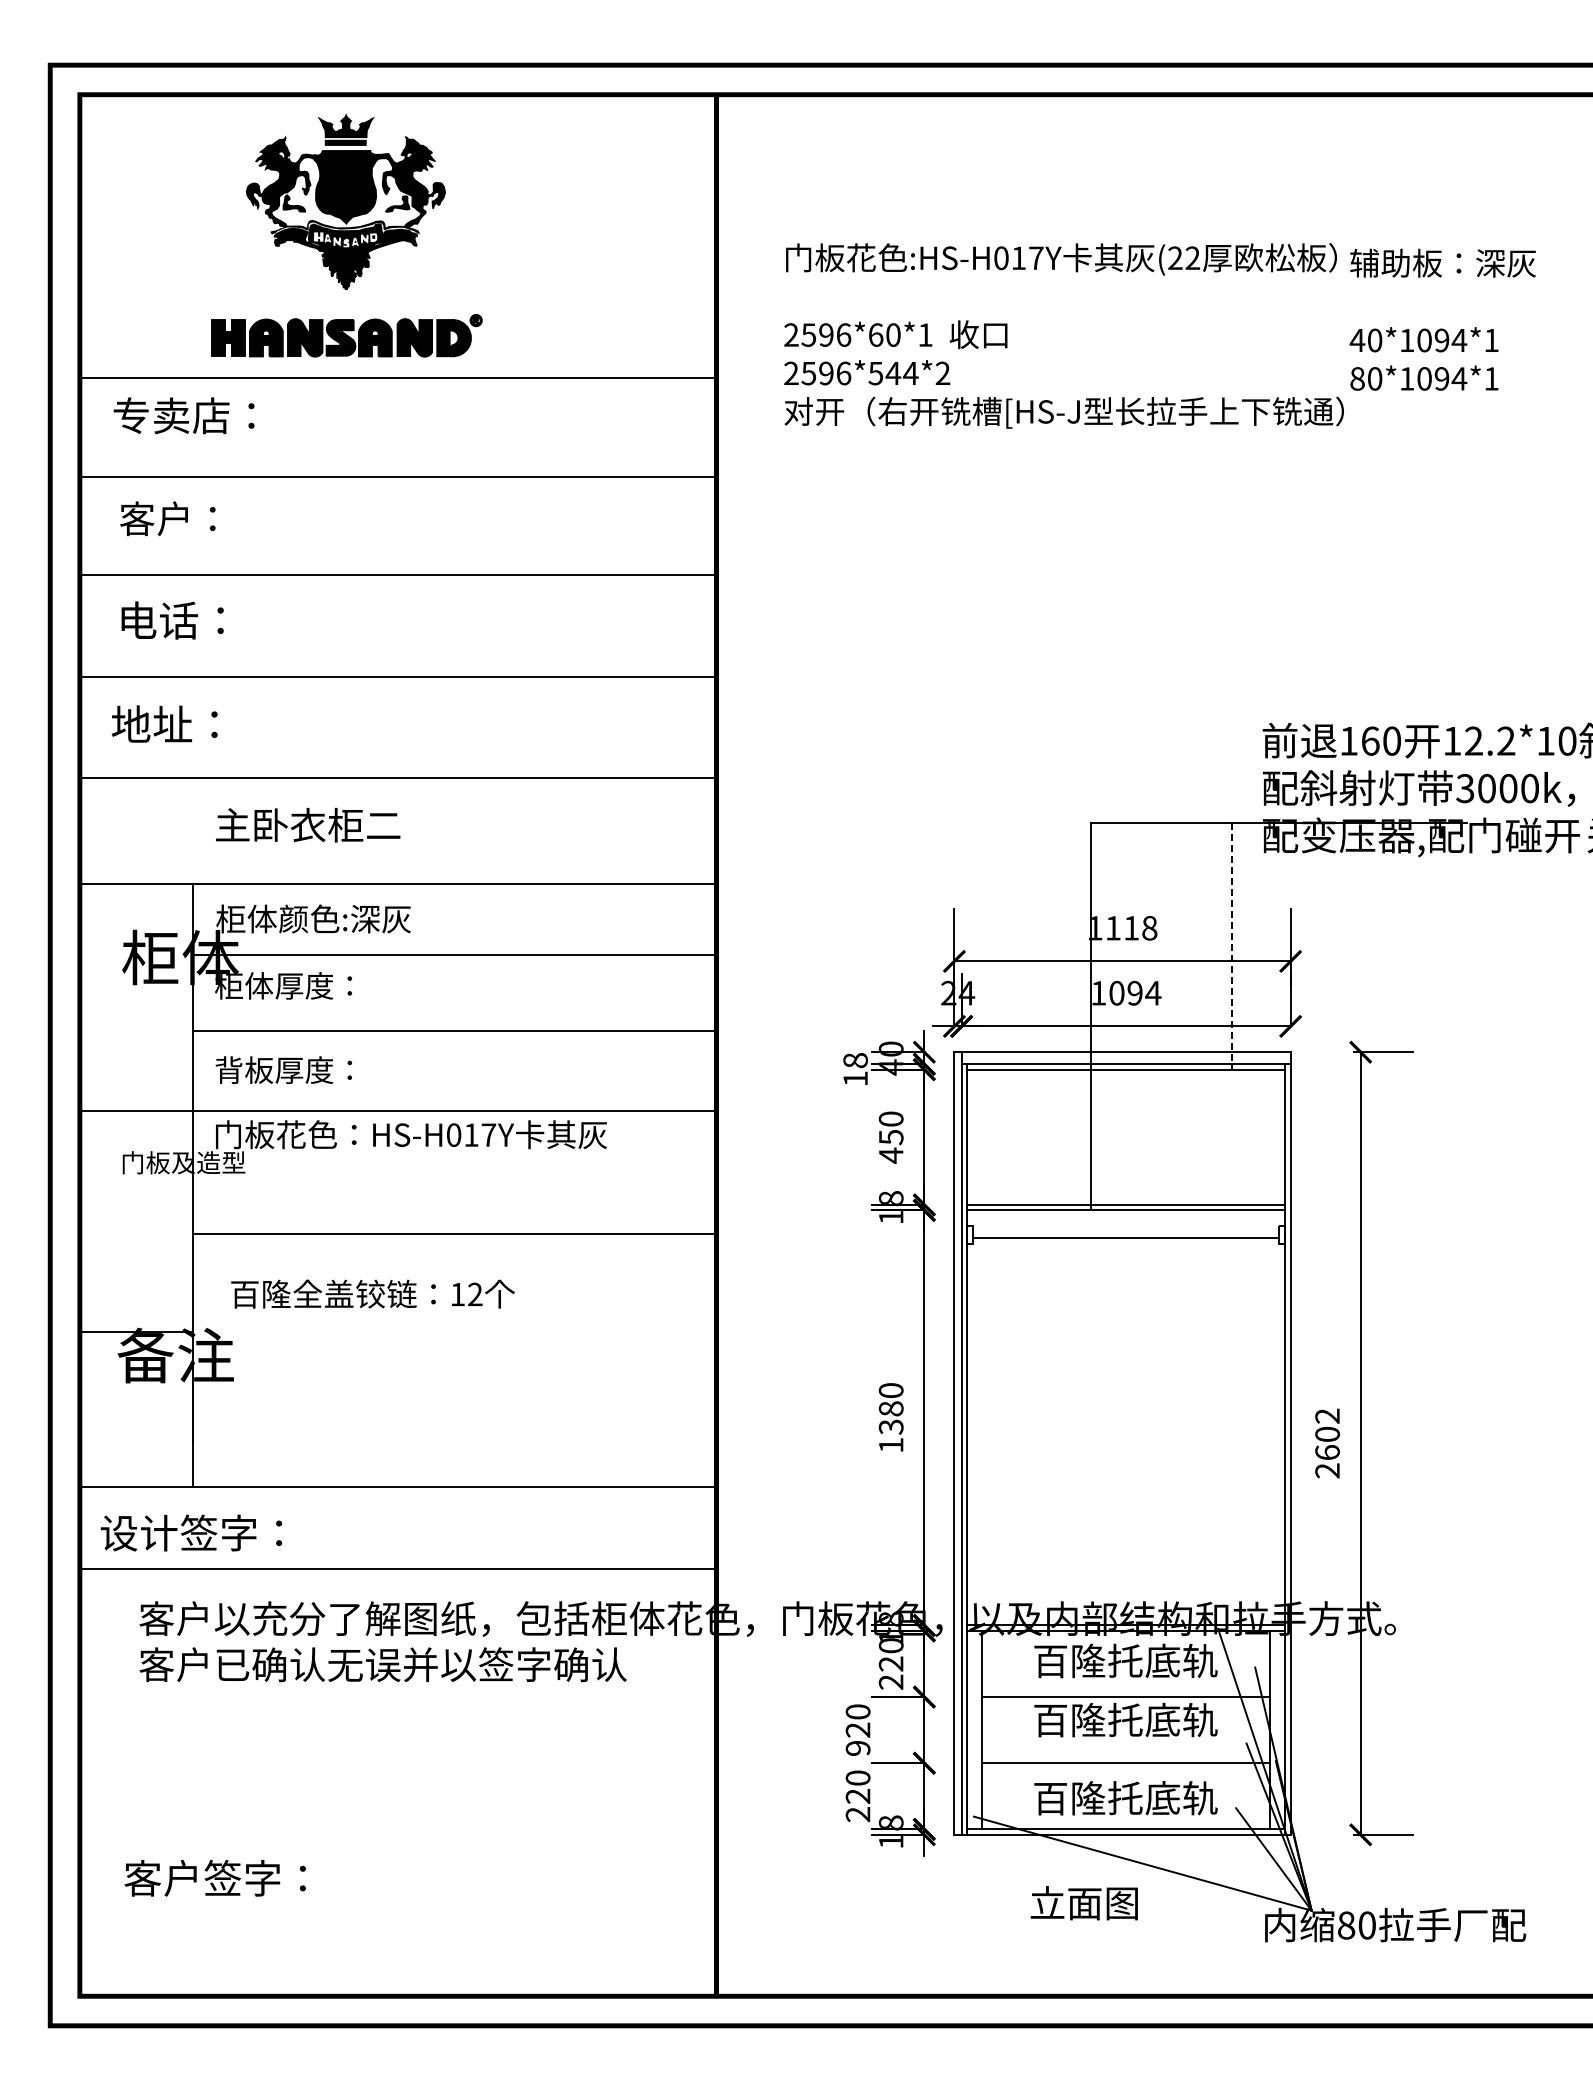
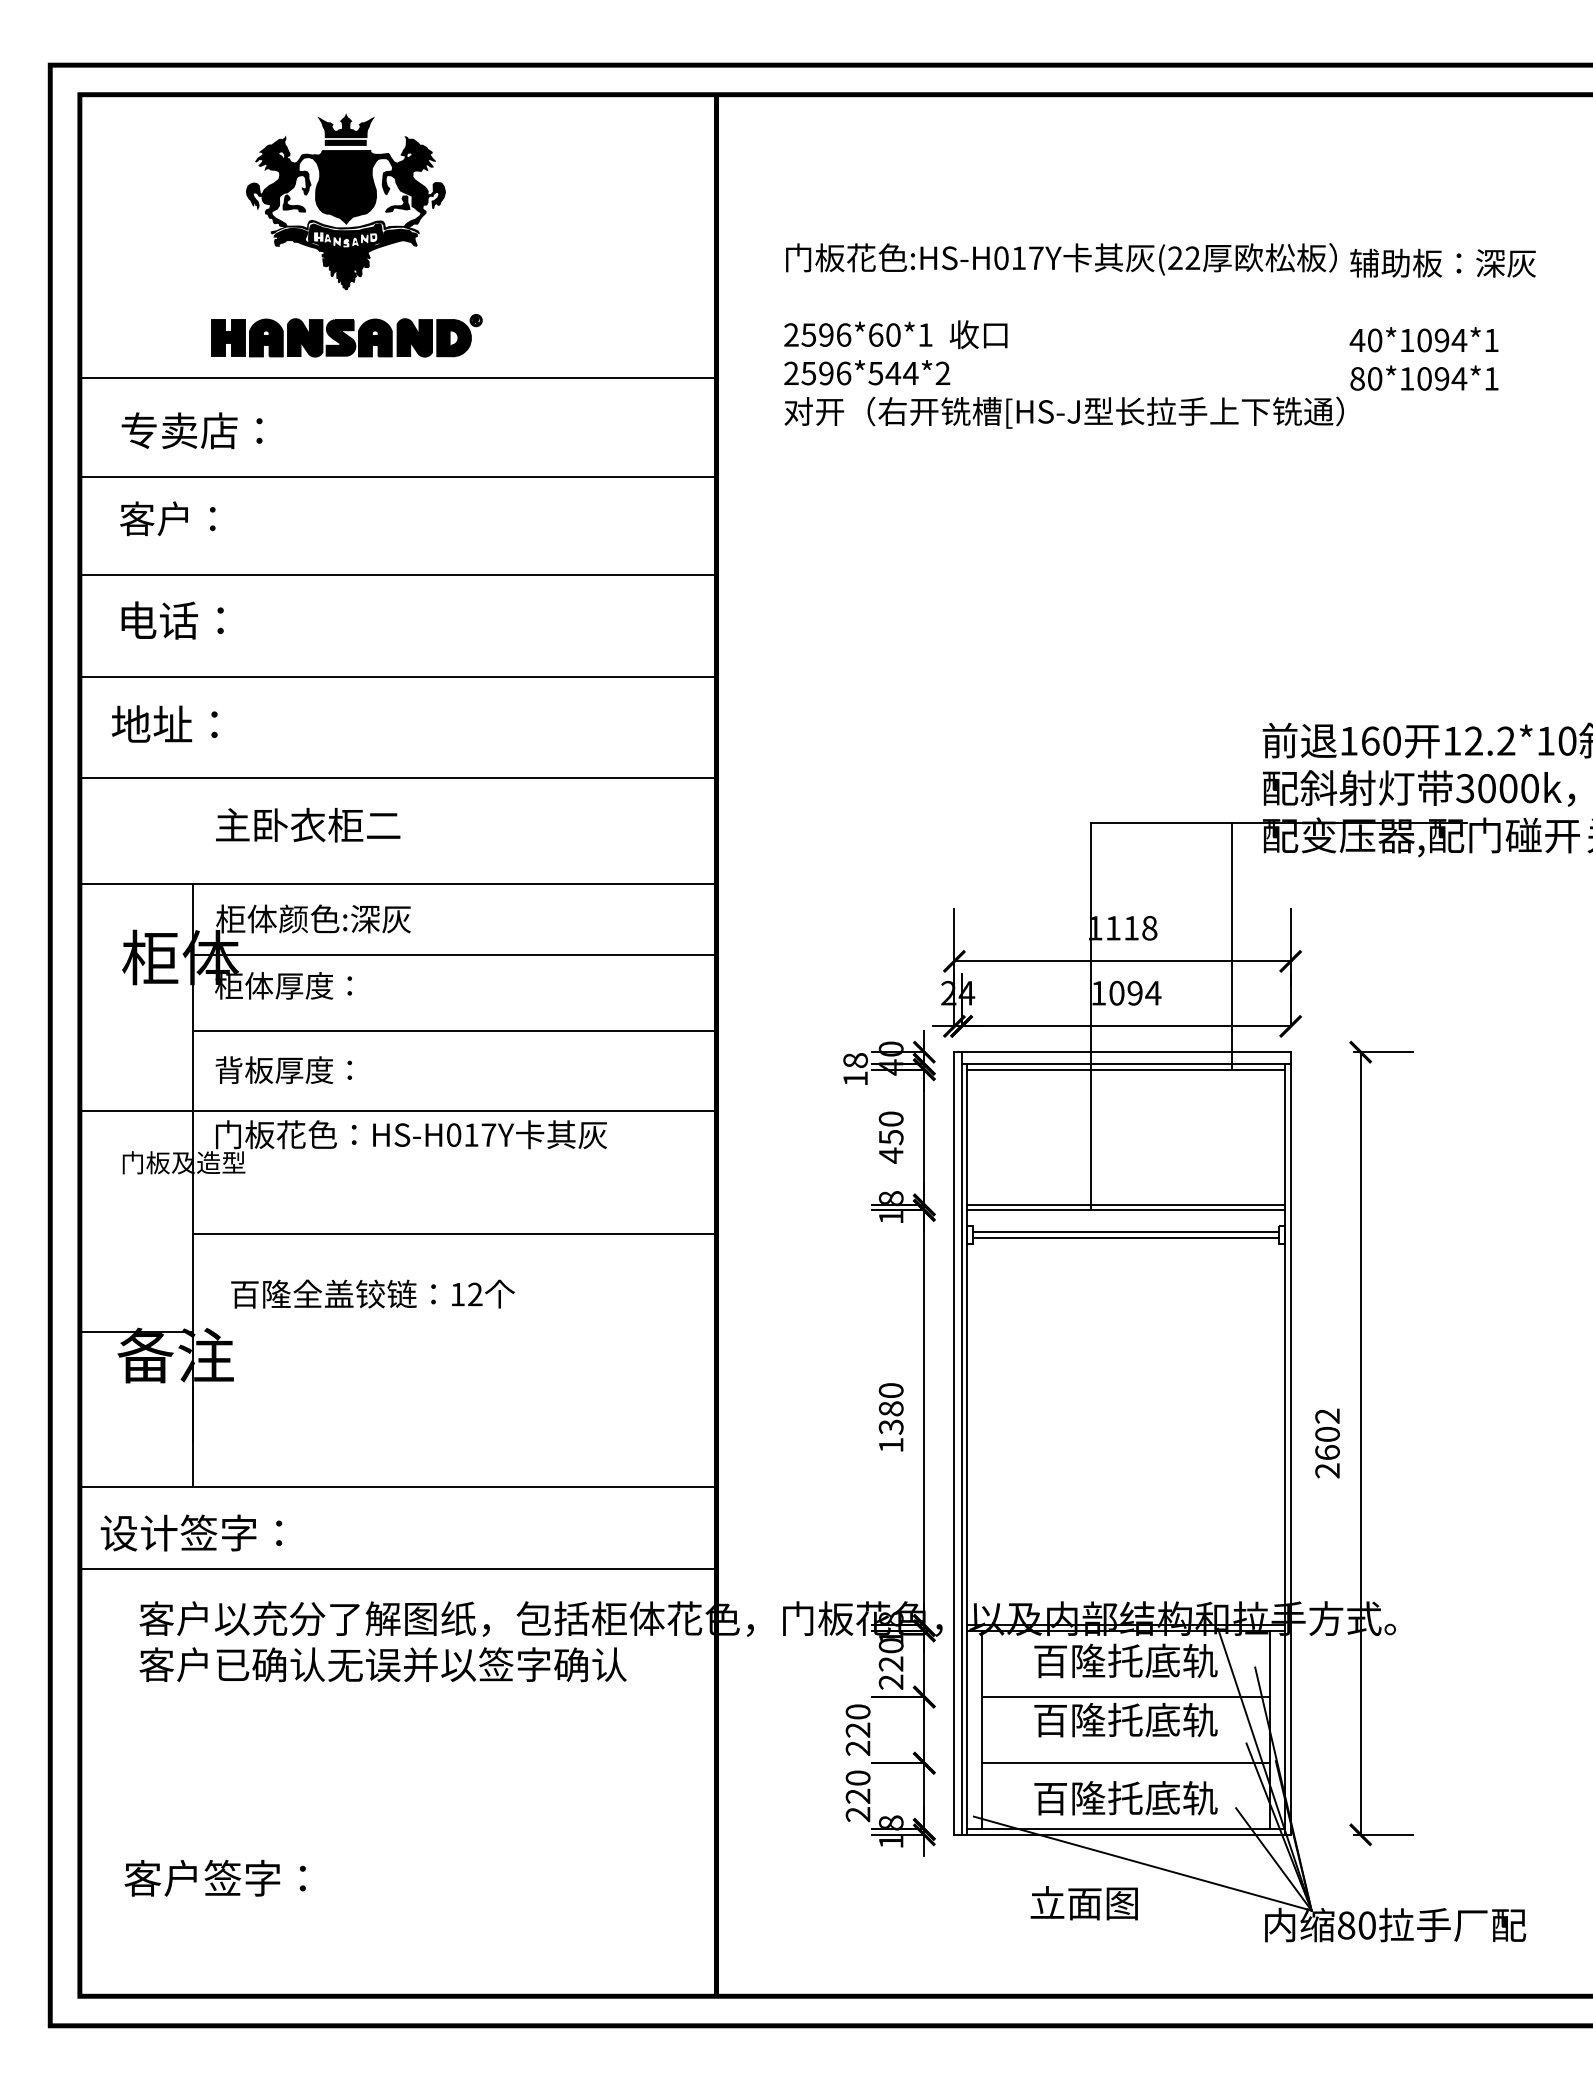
text position: (183, 415) -> (191, 430) (191, 430)
line: dashed -> solid (1232, 946)
line: none -> present (1126, 1232)
text: 920 -> 220 (858, 1747)
